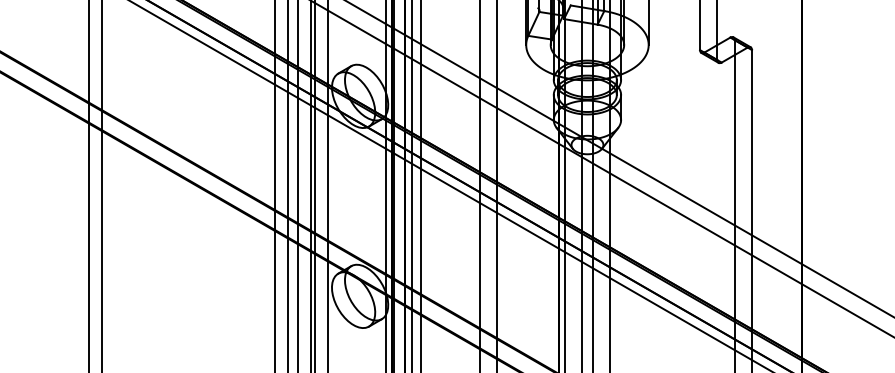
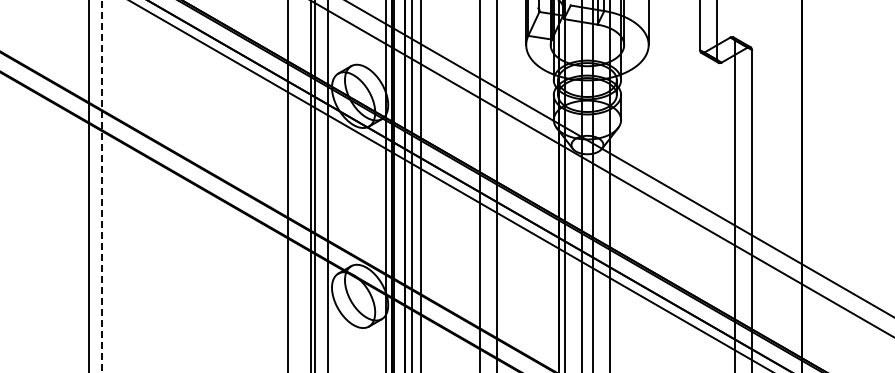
line: present -> none (274, 185)
line: present -> none (298, 185)
line: solid -> dashed (102, 186)
